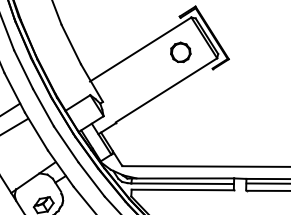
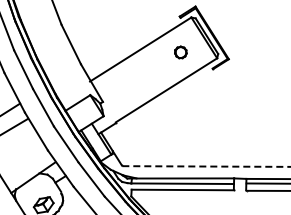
part size: 22x23 px -> 14x15 px (180, 52)
line: solid -> dashed (206, 166)
